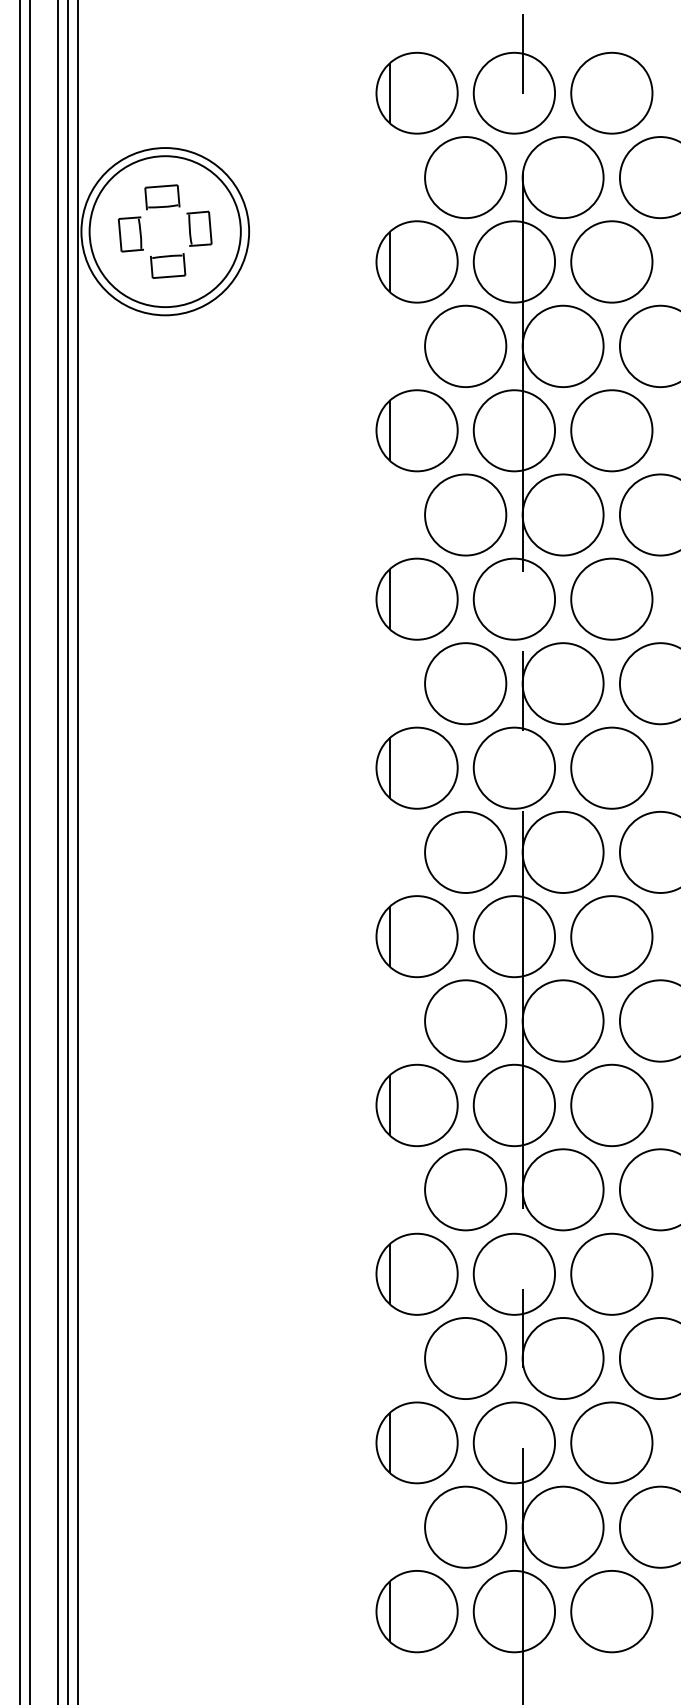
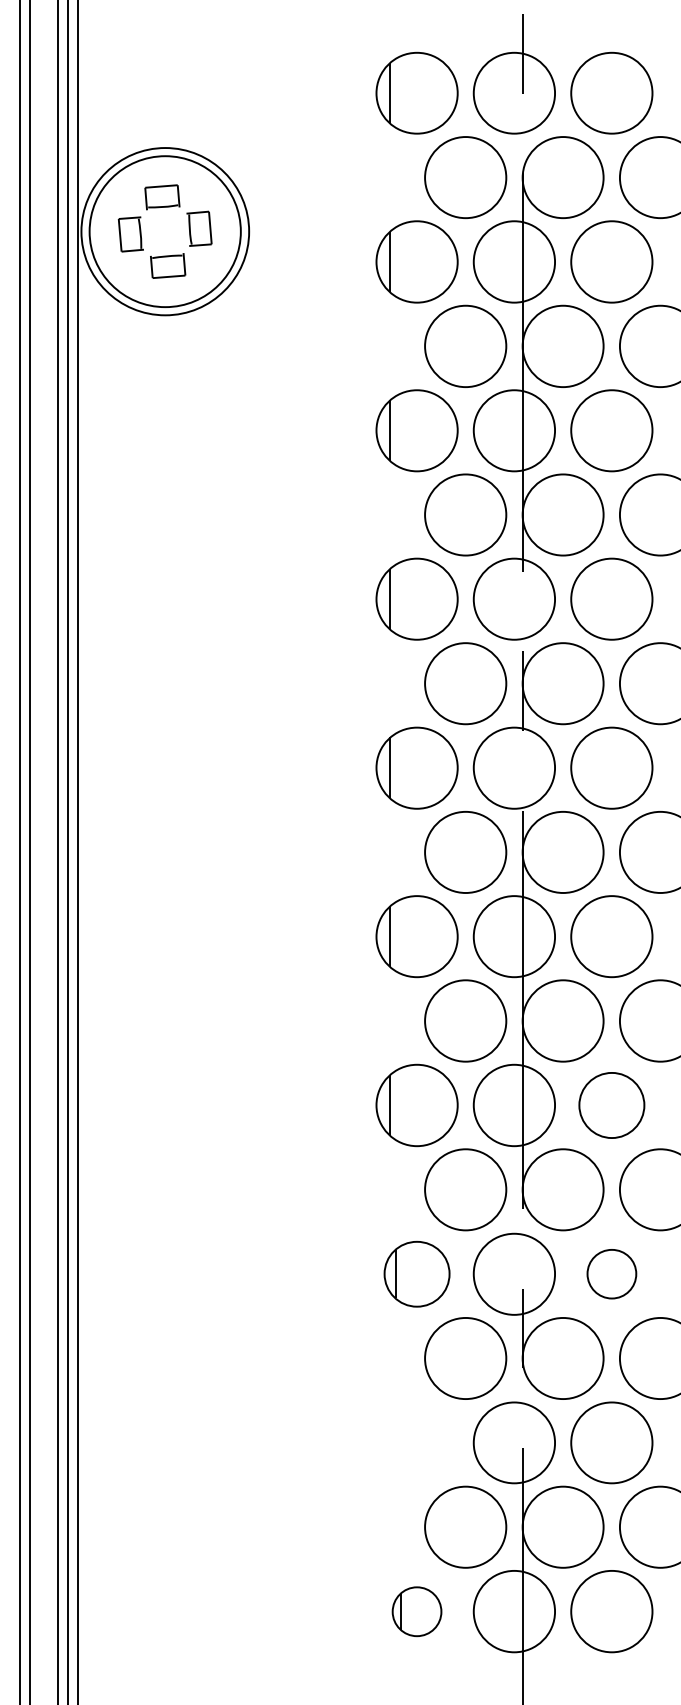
part size: 84x85 px -> 68x67 px (611, 1105)
part size: 84x84 px -> 68x68 px (416, 1273)
part size: 84x84 px -> 52x51 px (611, 1274)
part: present -> none (416, 1442)
part size: 84x84 px -> 52x52 px (416, 1611)
